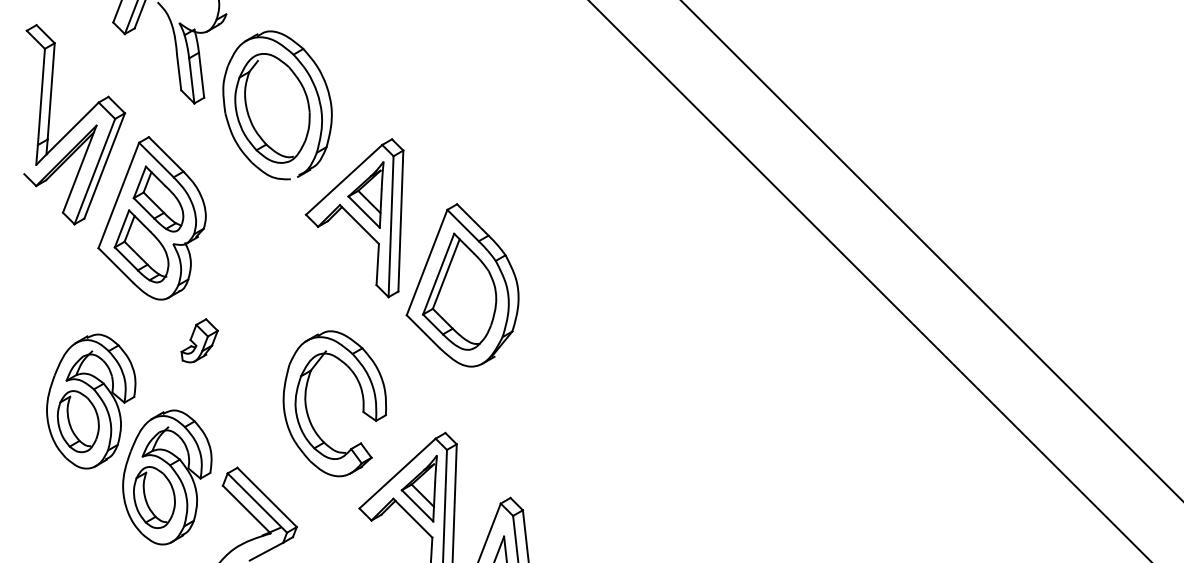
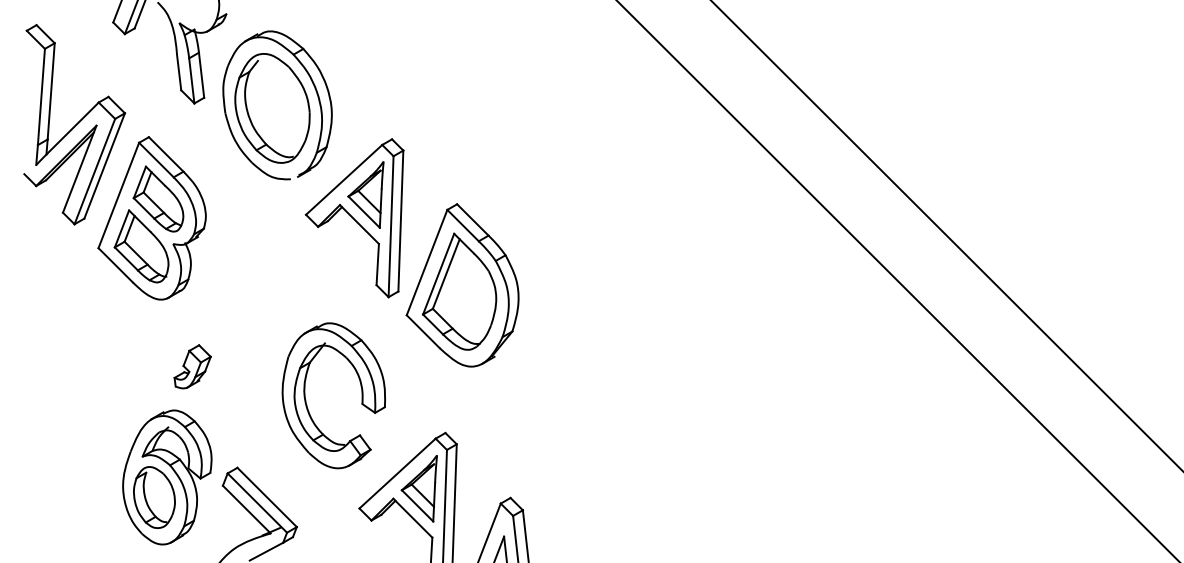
line position: (931, 250) -> (946, 235) (946, 235)
line position: (869, 280) -> (897, 280) (897, 280)
part position: (199, 340) -> (192, 366) (192, 366)
part: present -> none (91, 401)
part position: (307, 408) -> (306, 400) (306, 400)
